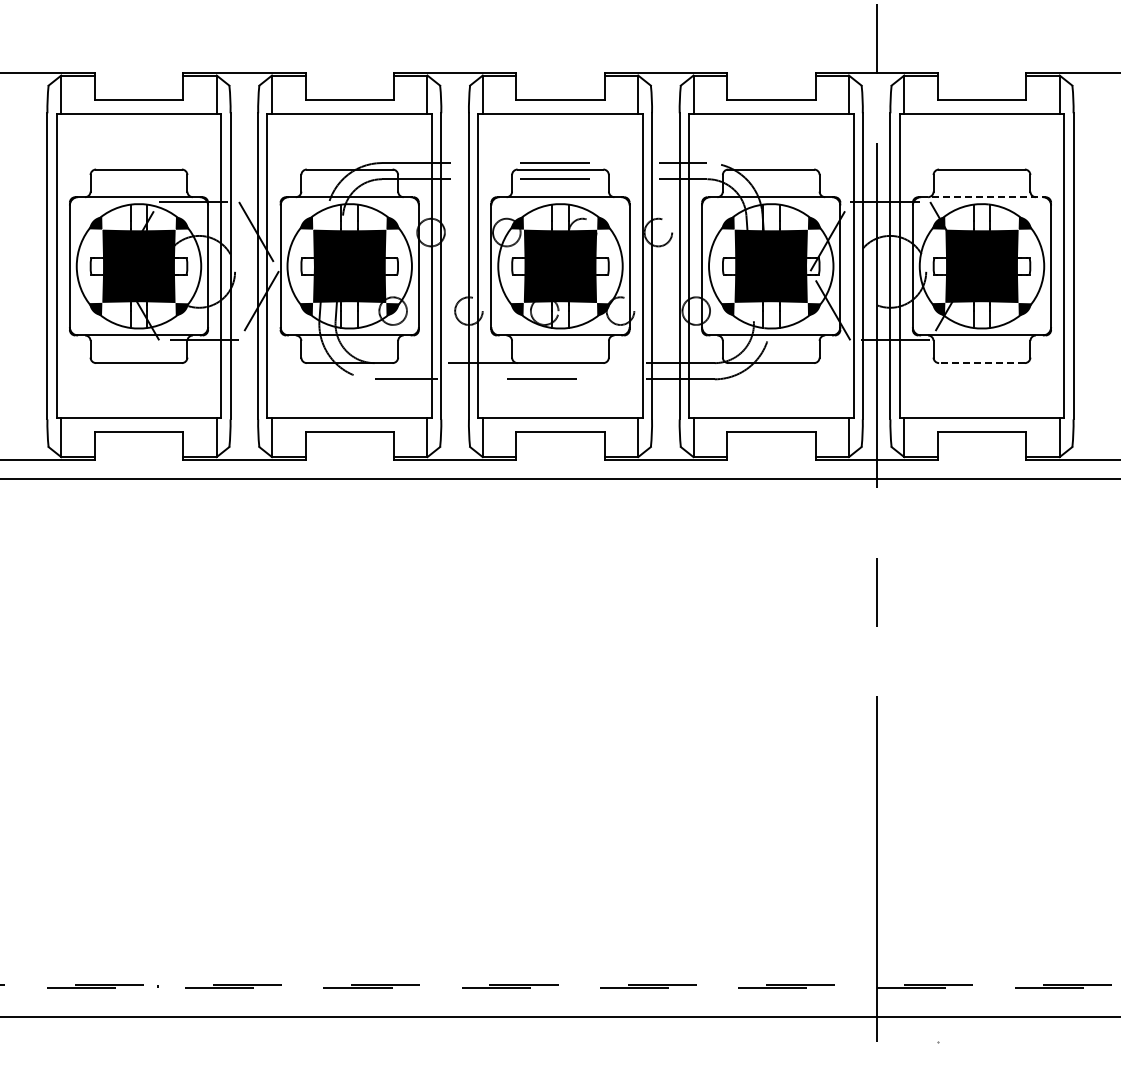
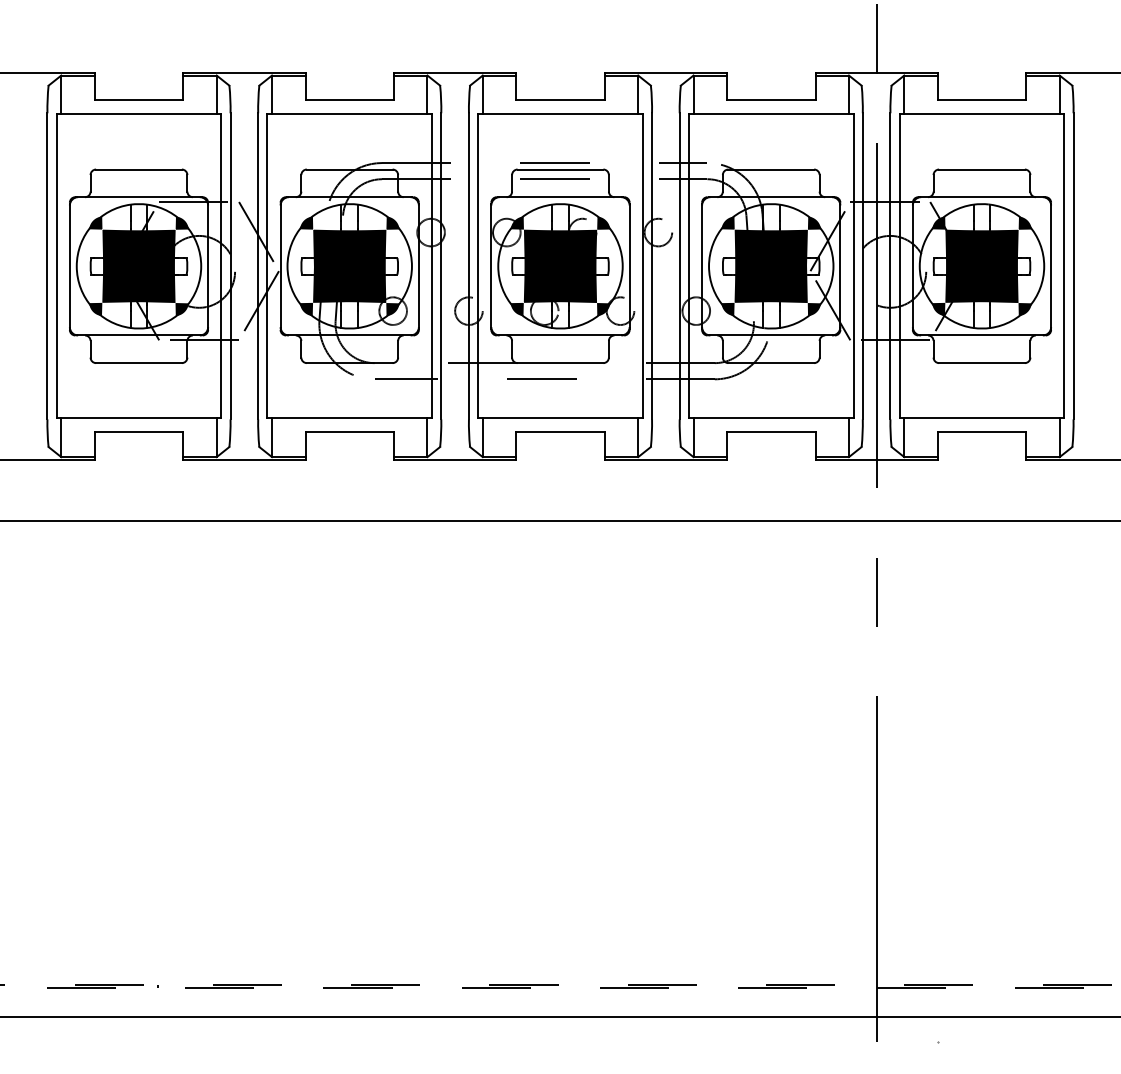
line: dashed -> solid (981, 197)
line: dashed -> solid (981, 363)
line position: (559, 478) -> (559, 520) (559, 520)
